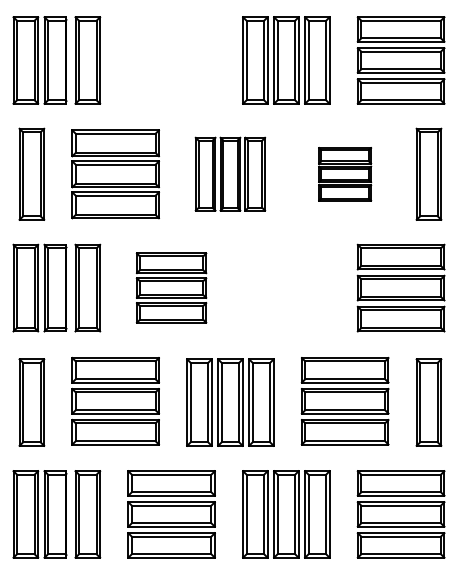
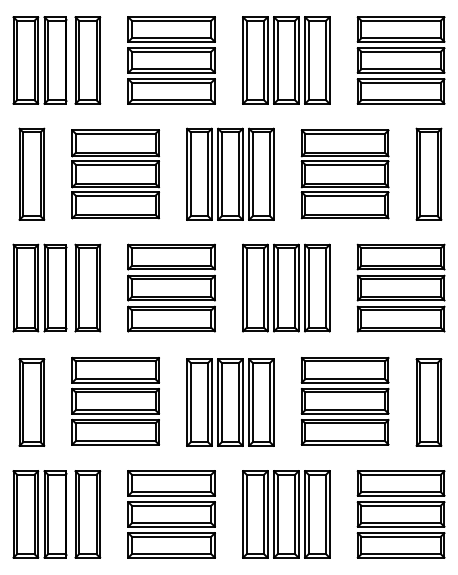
part: none -> present (171, 60)
part size: 73x76 px -> 89x94 px (230, 173)
part size: 55x55 px -> 90x91 px (344, 174)
part size: 73x72 px -> 89x90 px (171, 287)
part: none -> present (286, 287)
